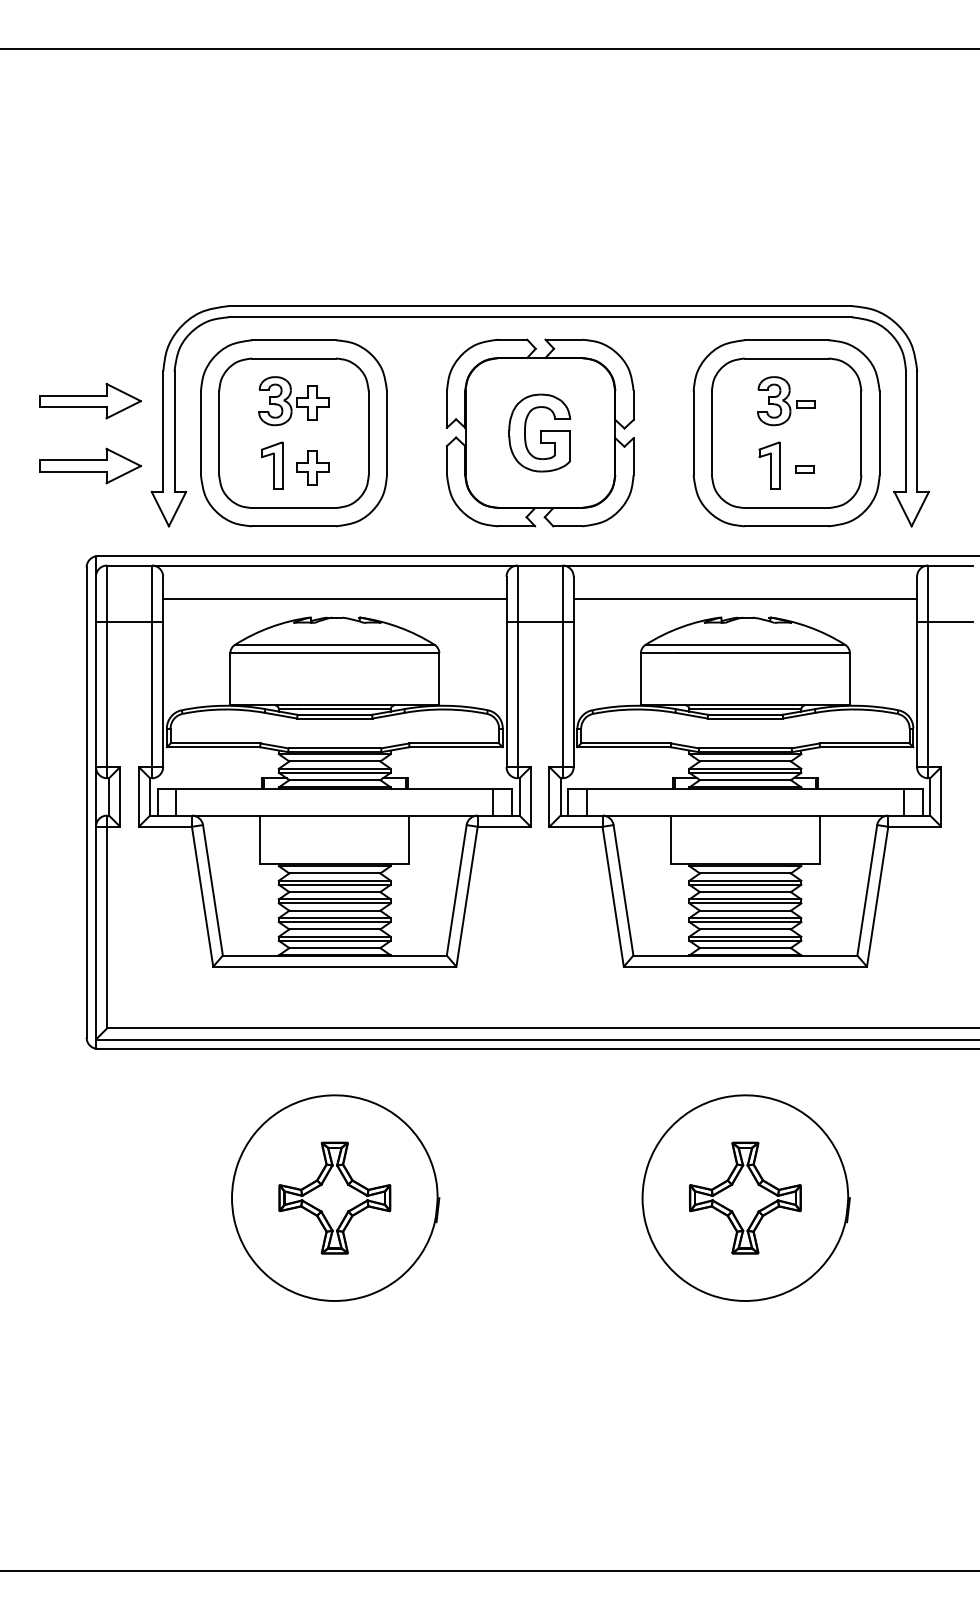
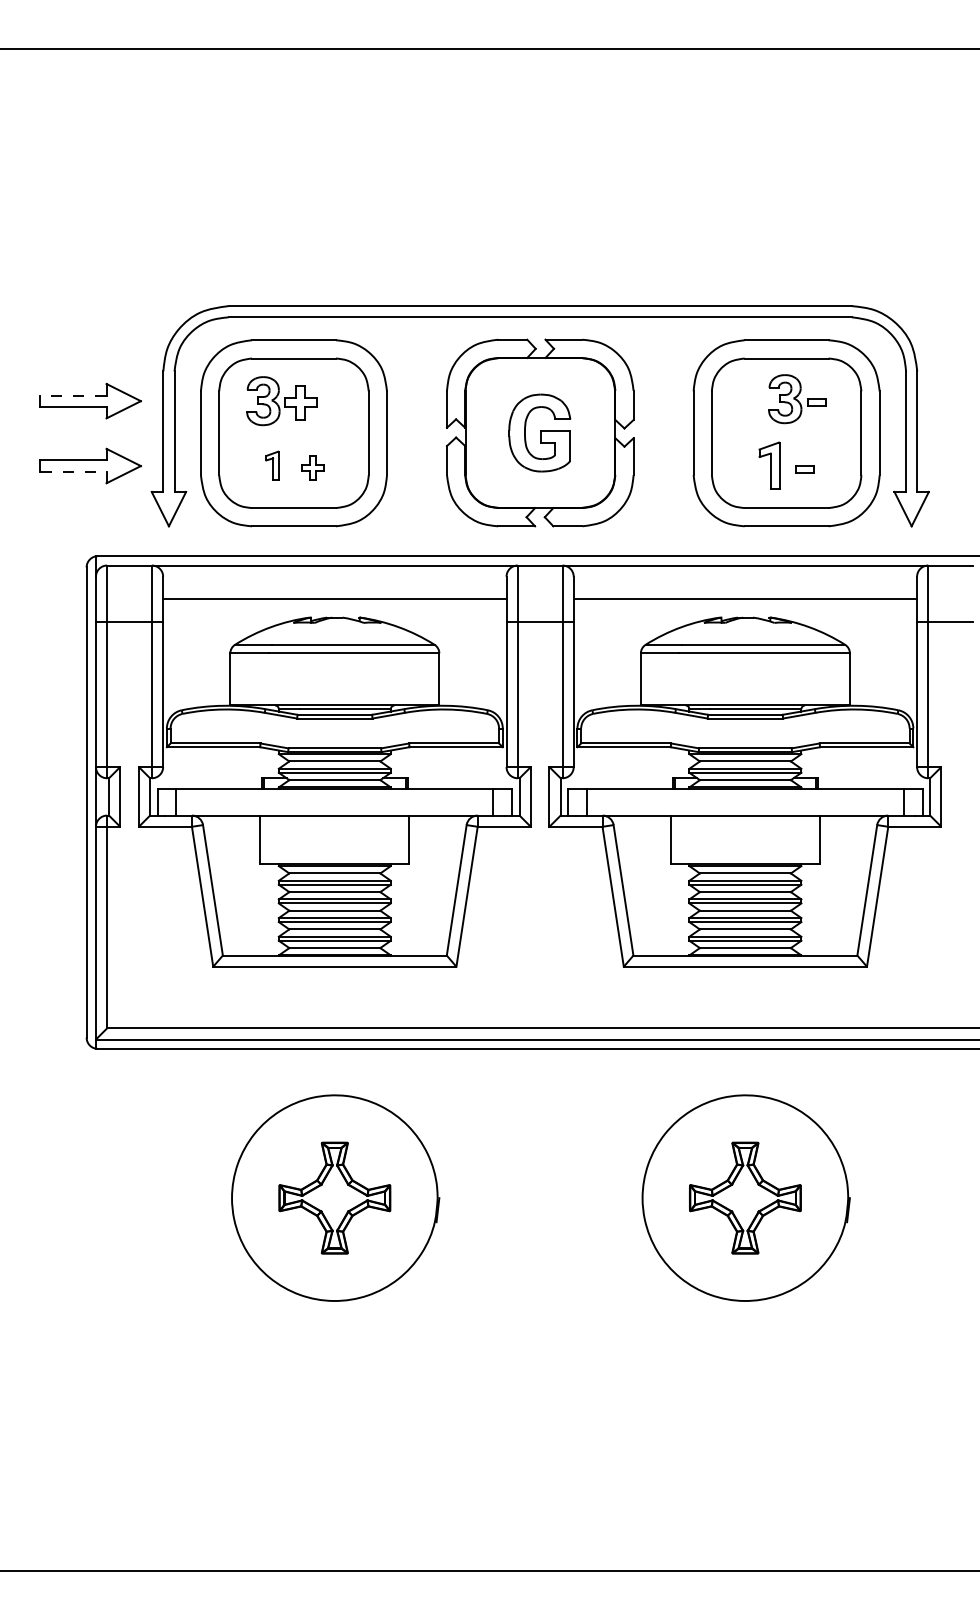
line: solid -> dashed (72, 395)
part position: (293, 401) -> (281, 401) (281, 401)
part position: (786, 401) -> (797, 399) (797, 399)
part size: 23x49 px -> 15x31 px (272, 465)
part size: 34x36 px -> 24x26 px (312, 467)
line: solid -> dashed (73, 471)
